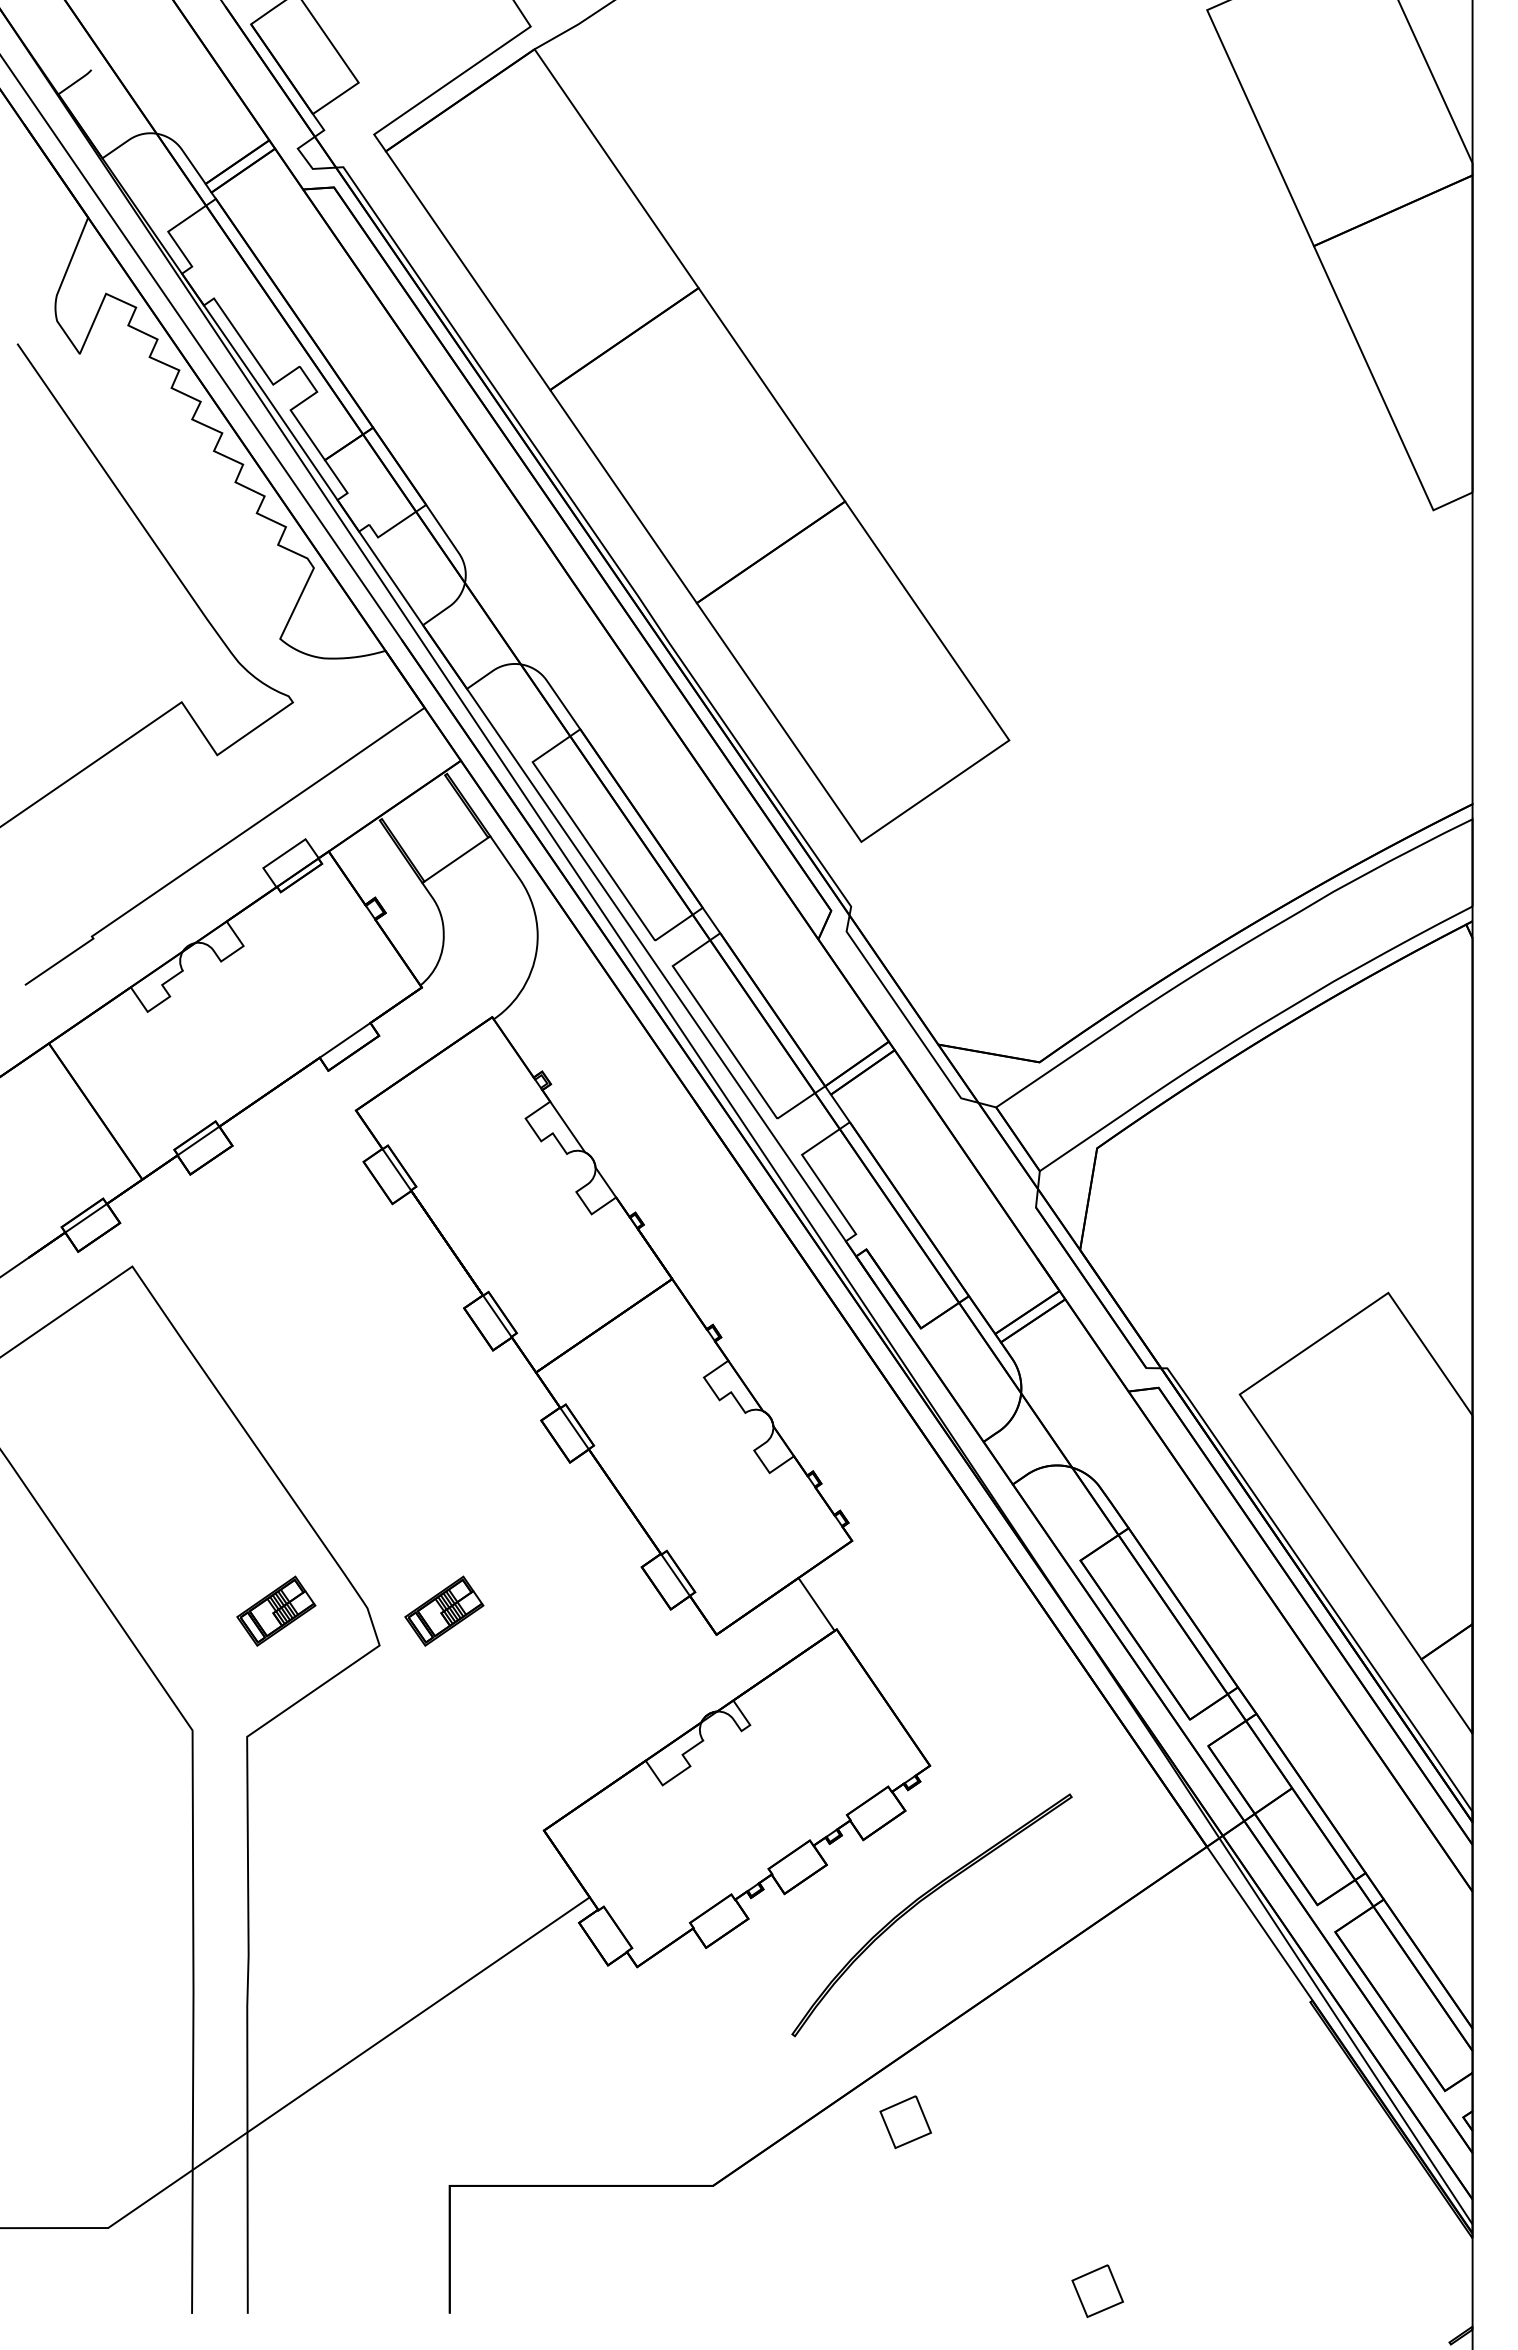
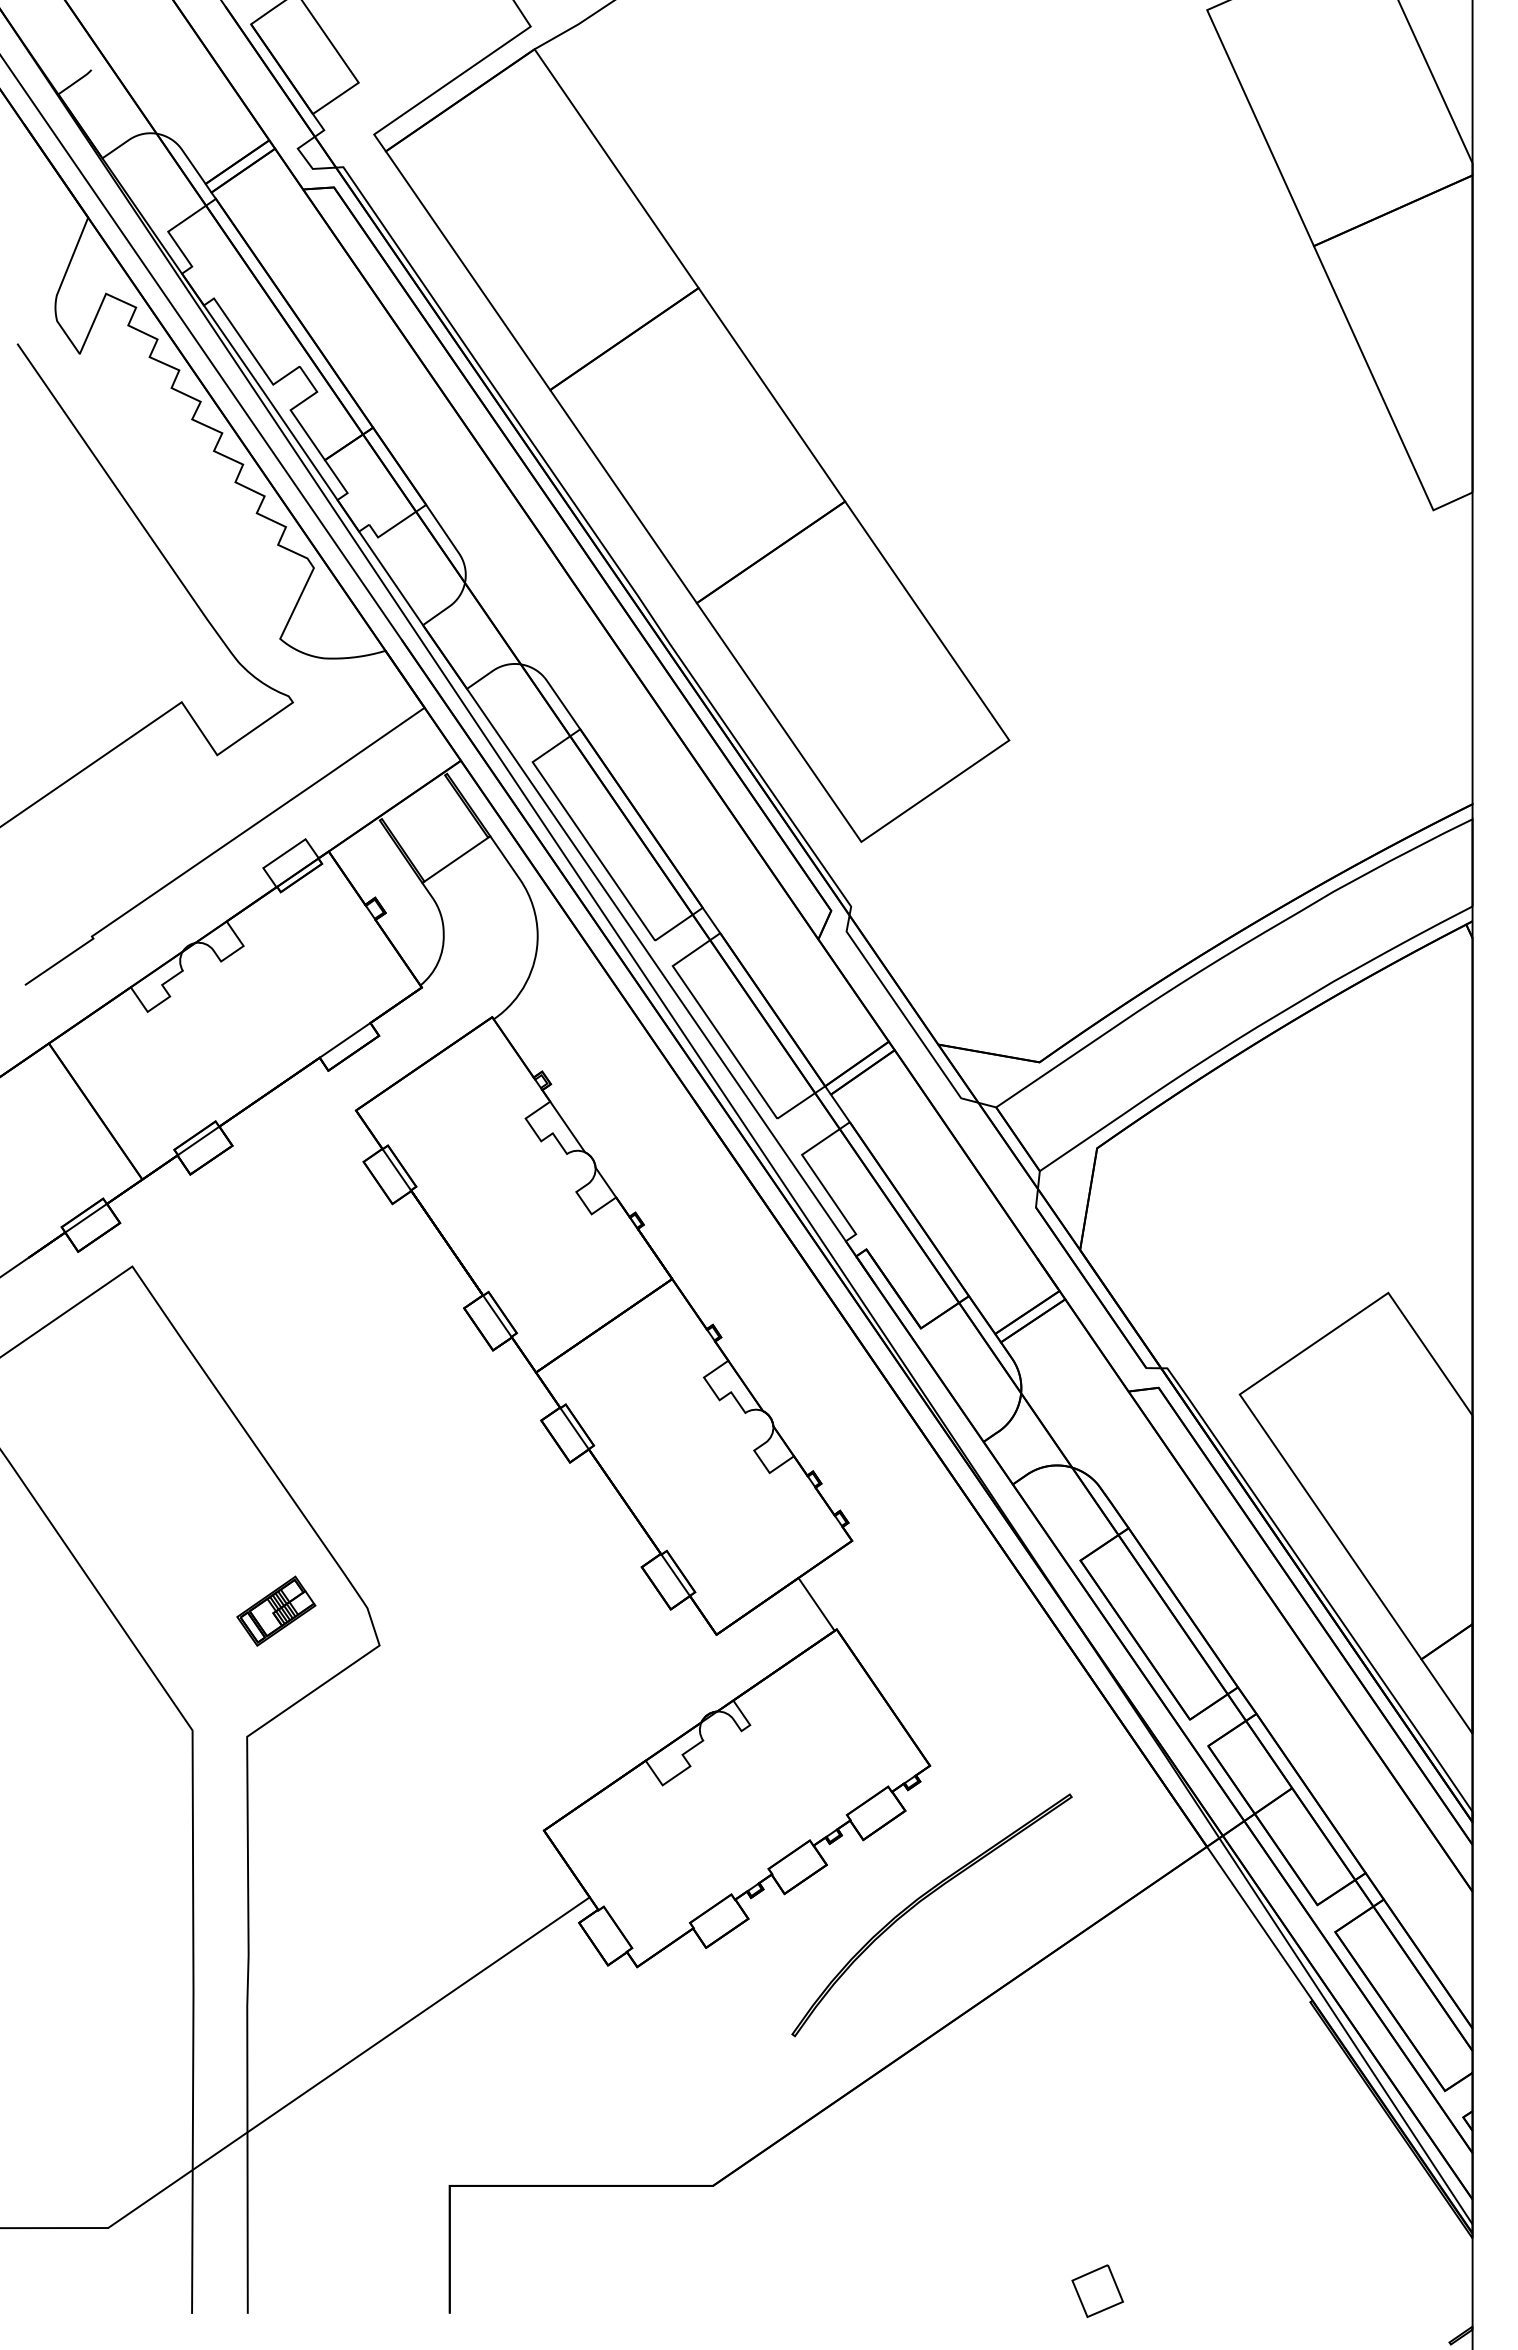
part: present -> none (444, 1610)
part: present -> none (905, 2122)
